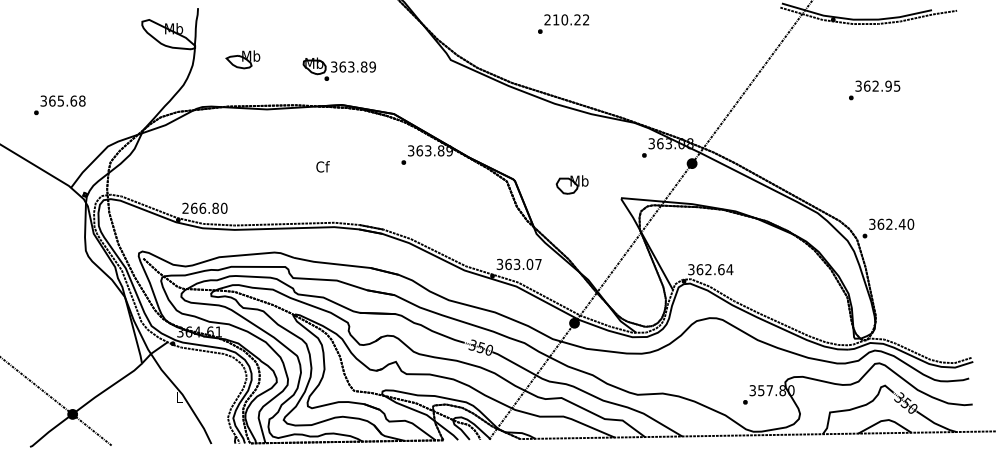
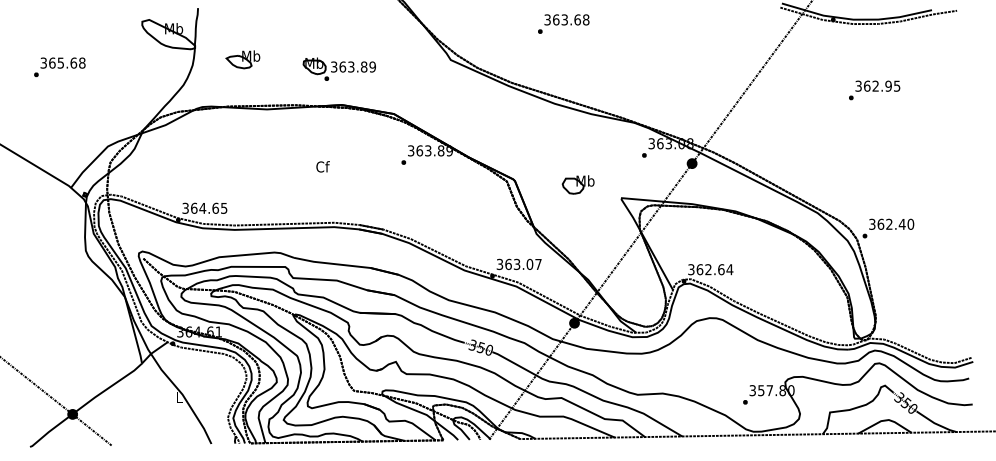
text: 210.22 -> 363.68 (566, 19)
text position: (59, 105) -> (59, 67) (59, 67)
part position: (571, 184) -> (577, 184) (577, 184)
text: 266.80 -> 364.65 (204, 207)
